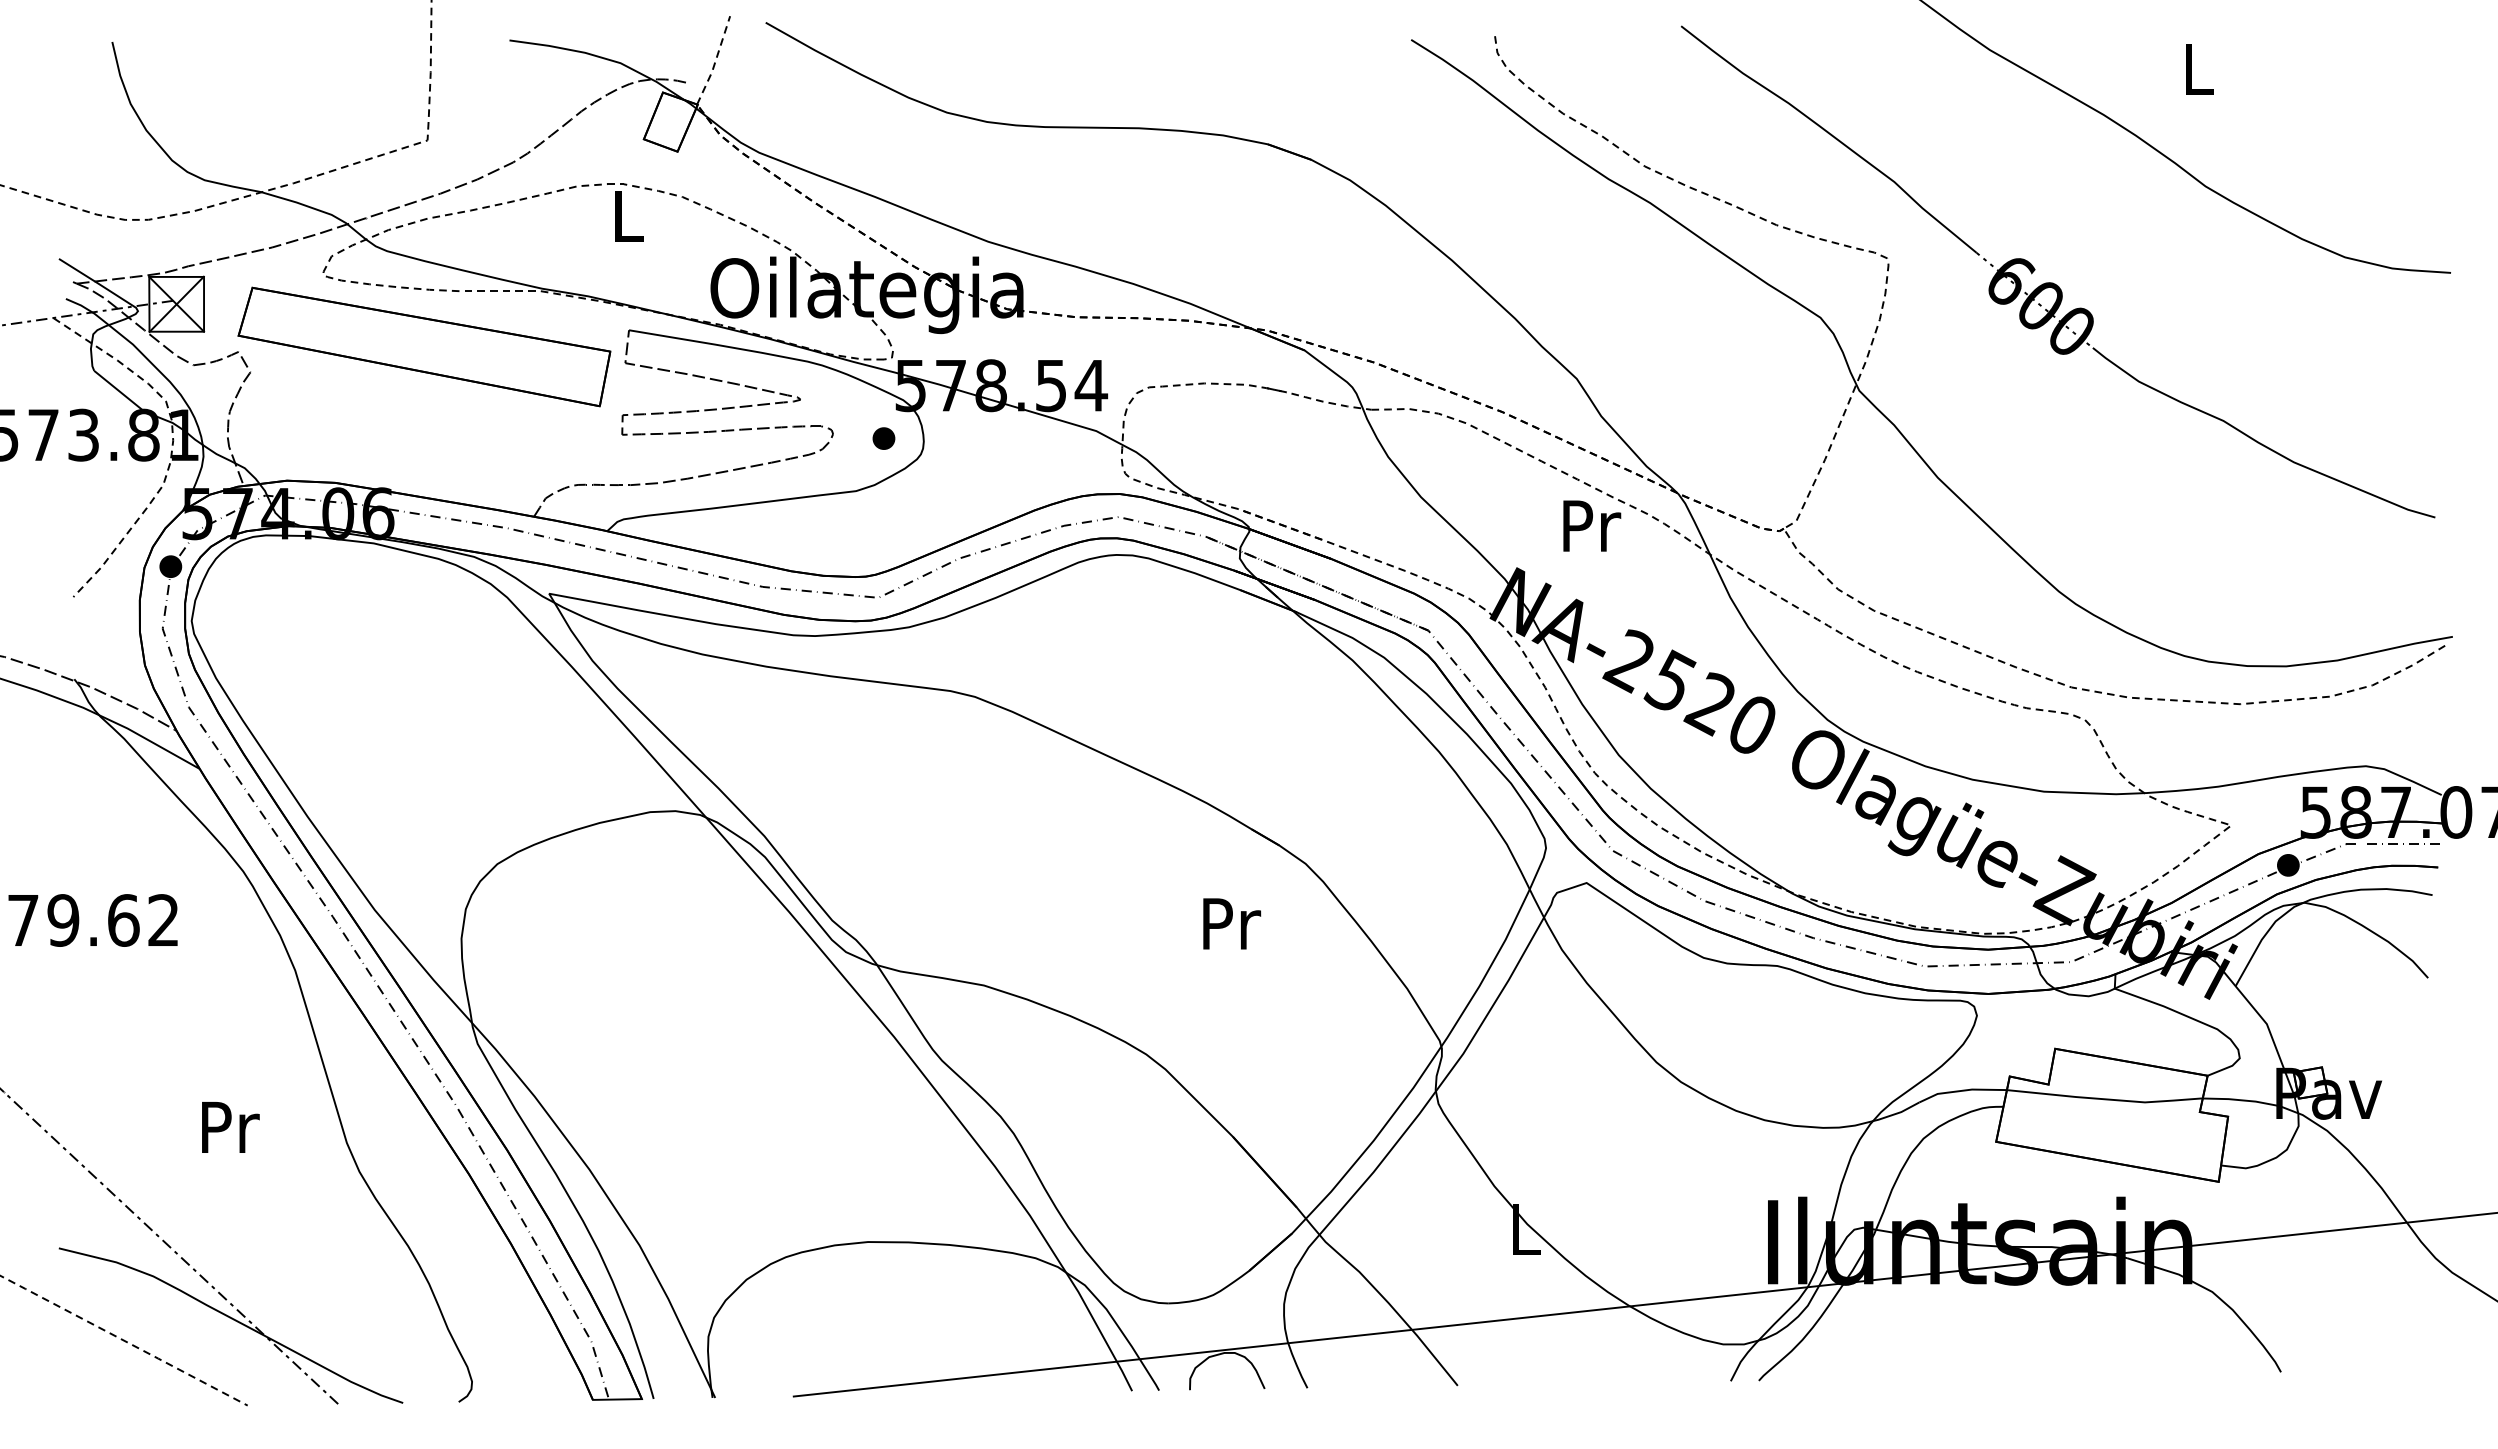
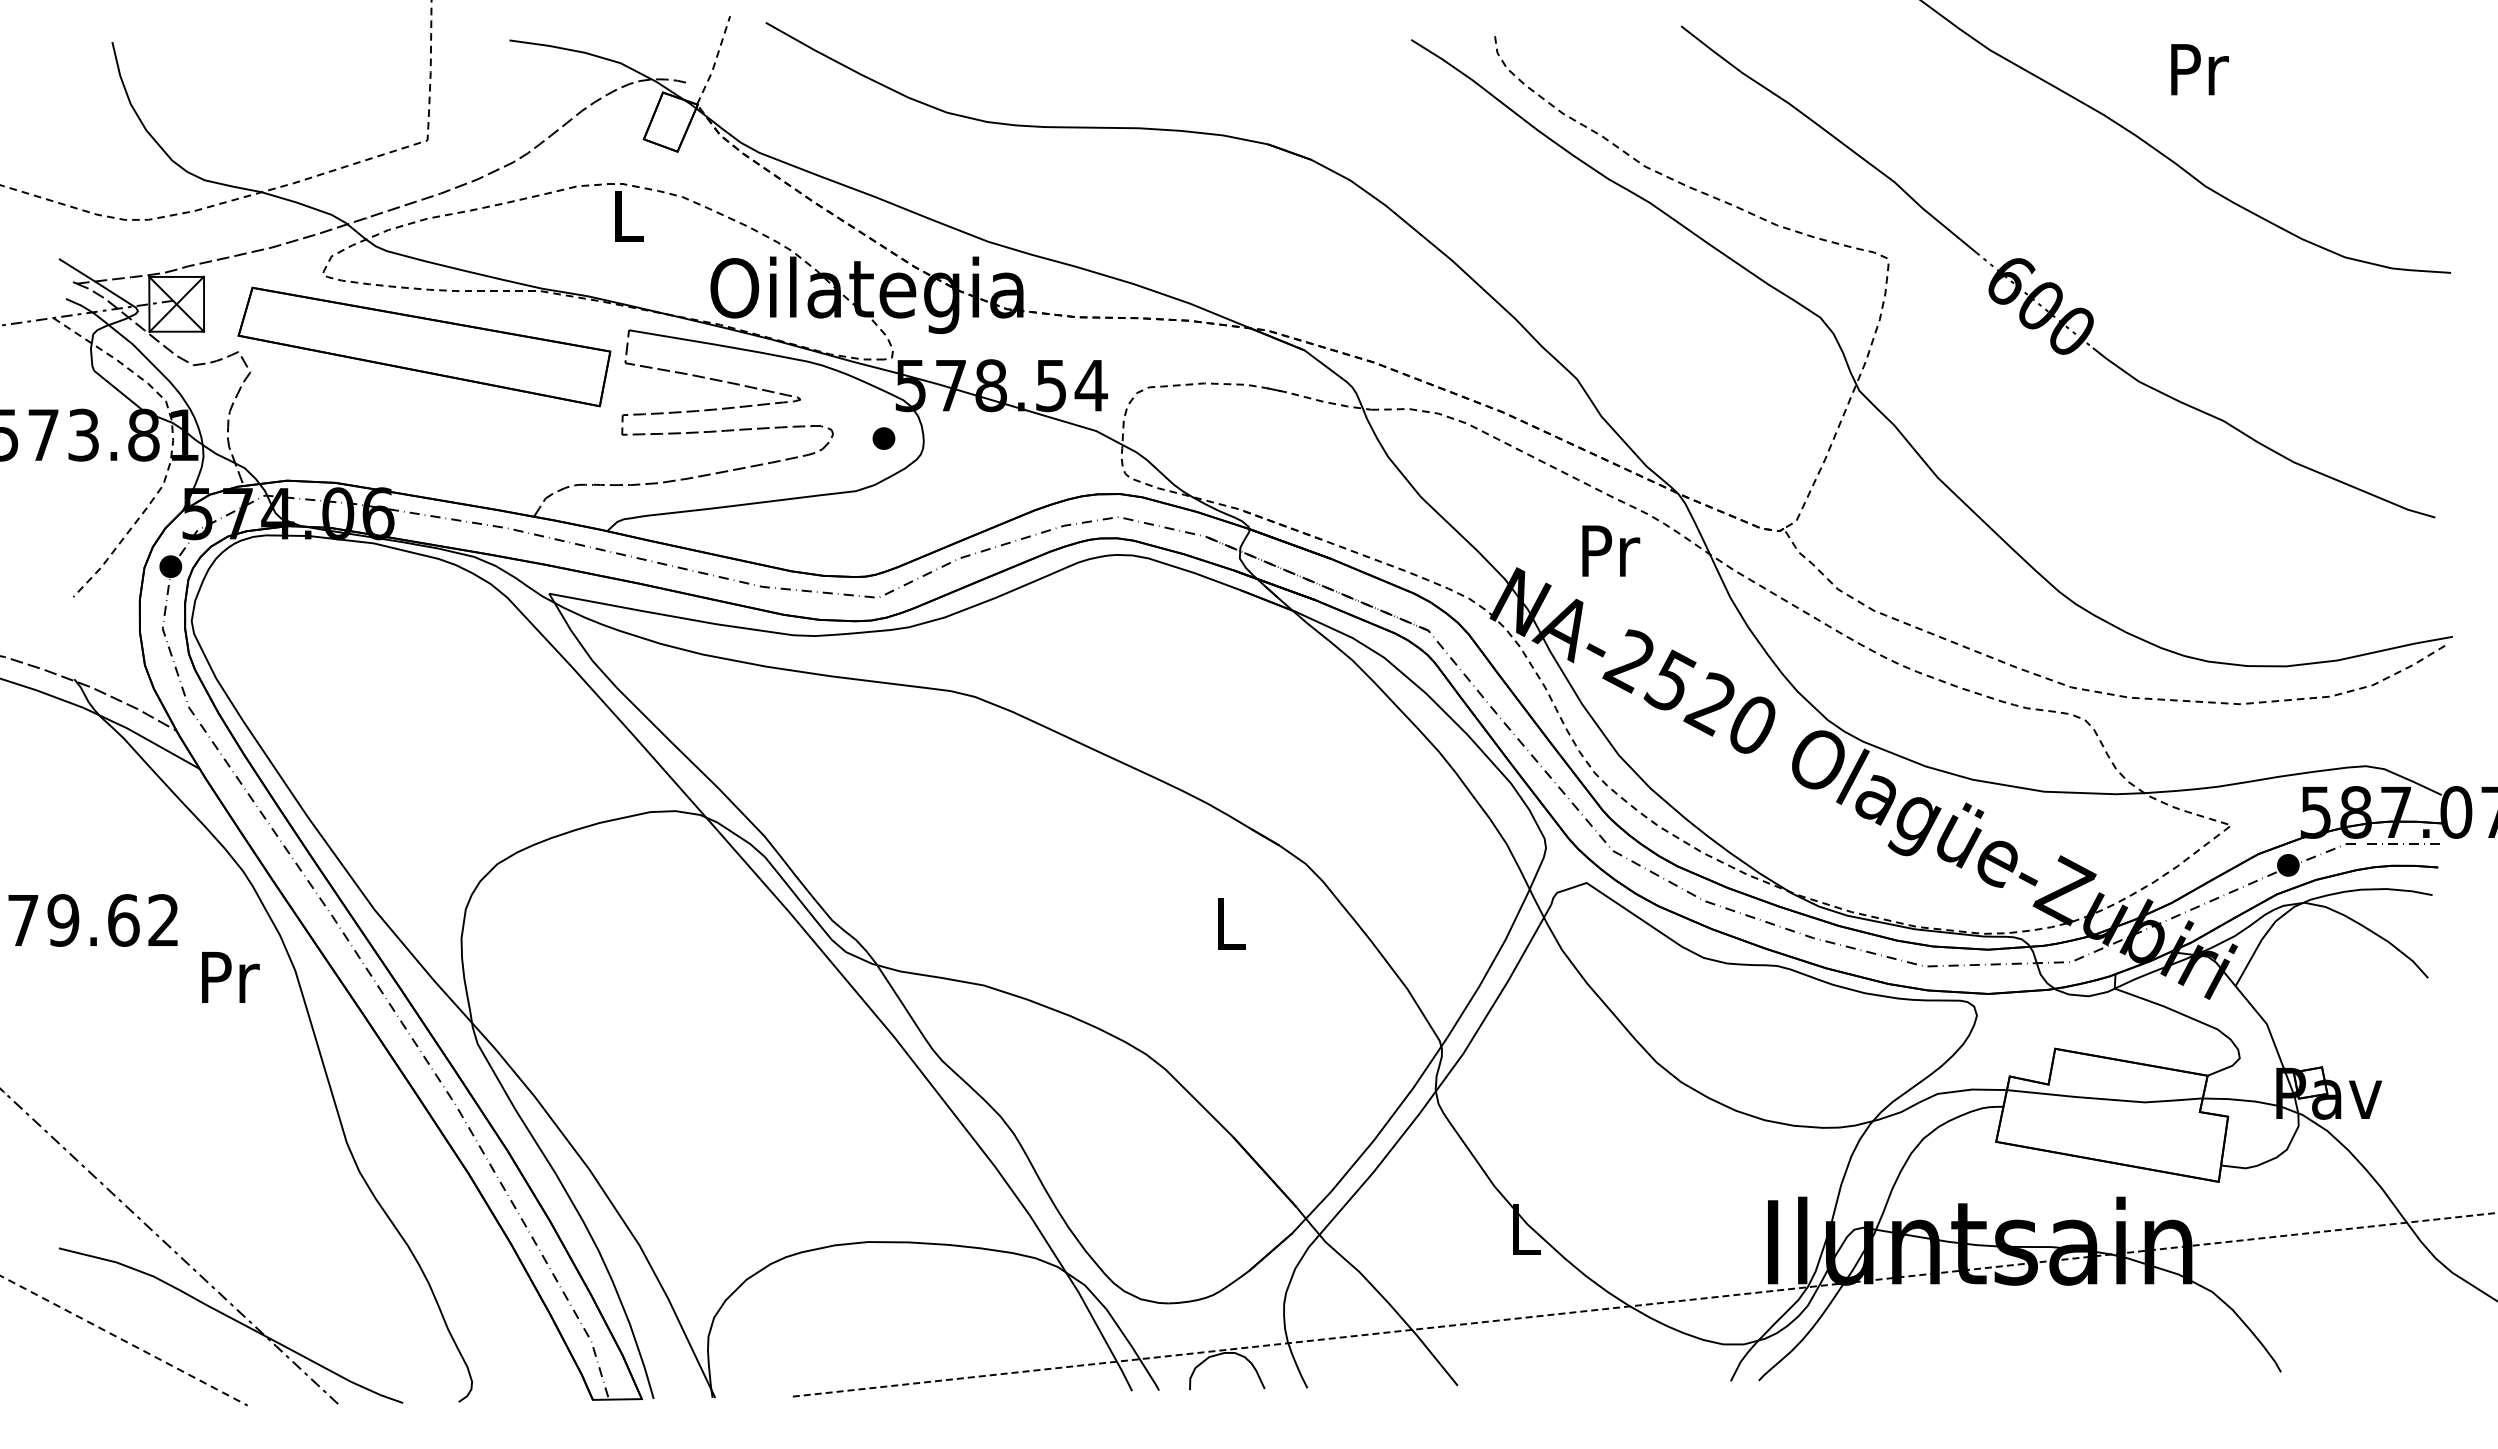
text: L -> Pr (2199, 69)
text position: (1592, 525) -> (1611, 550) (1611, 550)
text: Pr -> L (1232, 923)
text position: (230, 1127) -> (230, 977) (230, 977)
line: solid -> dashed (1645, 1304)
